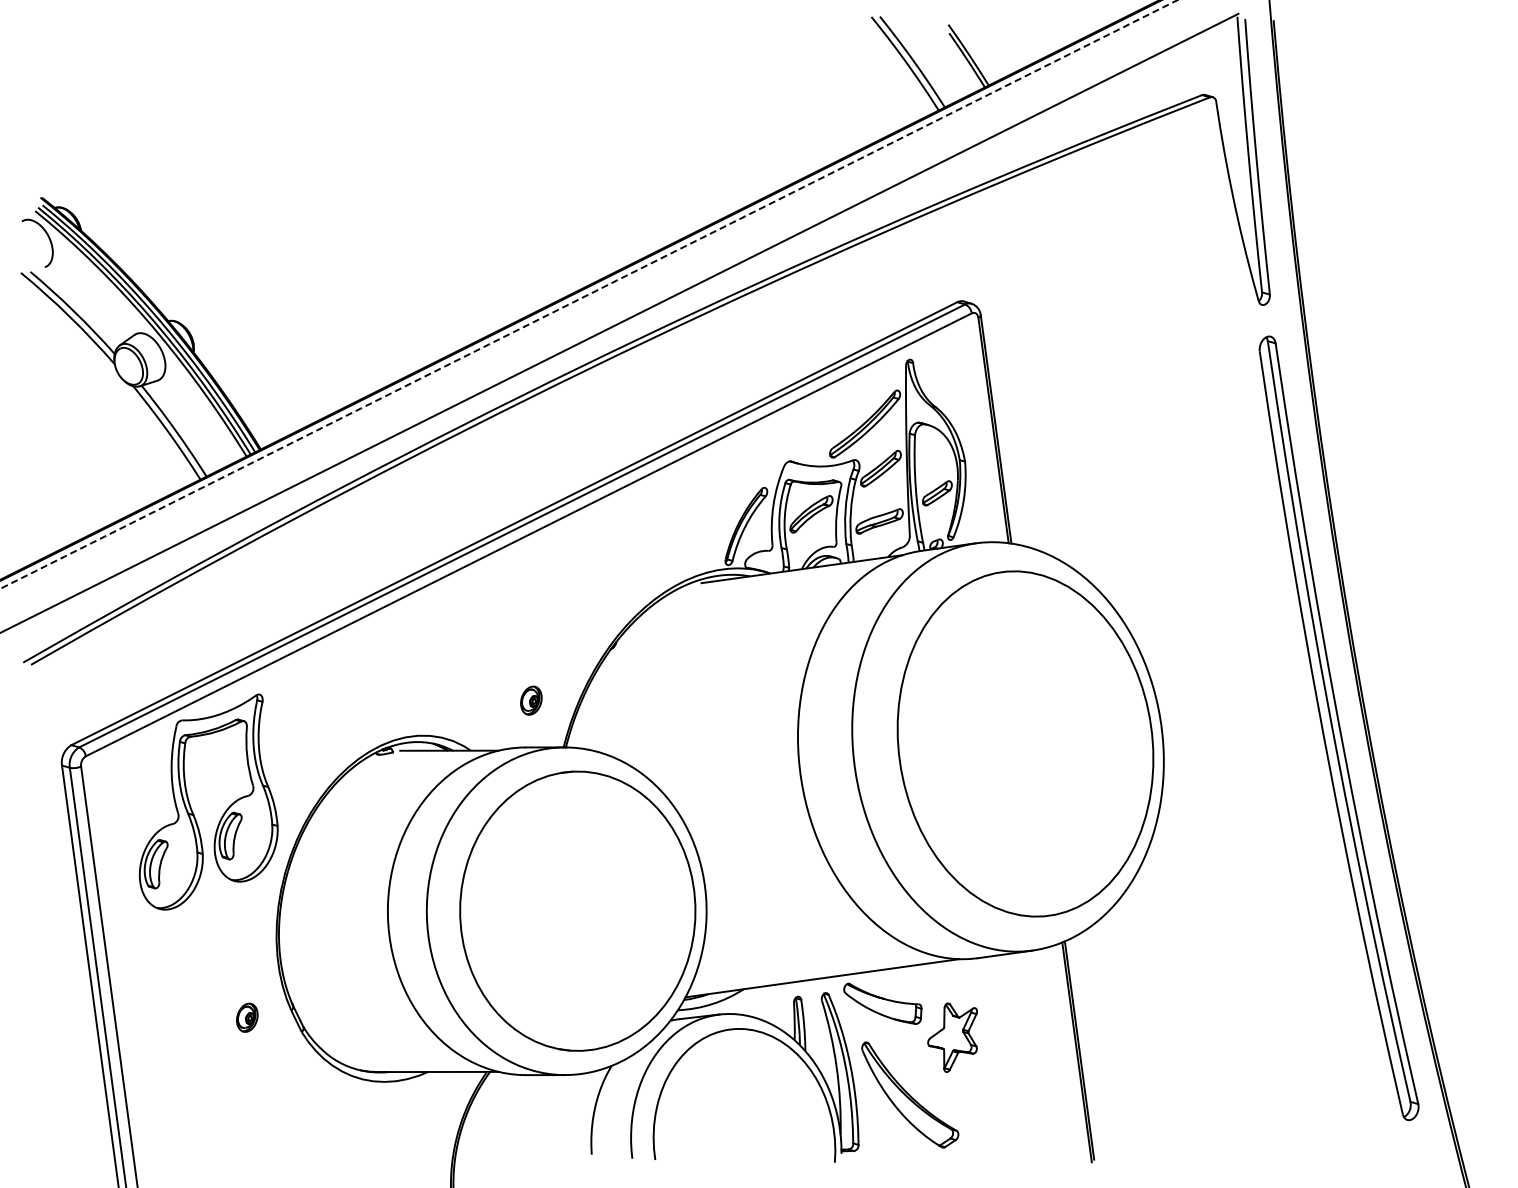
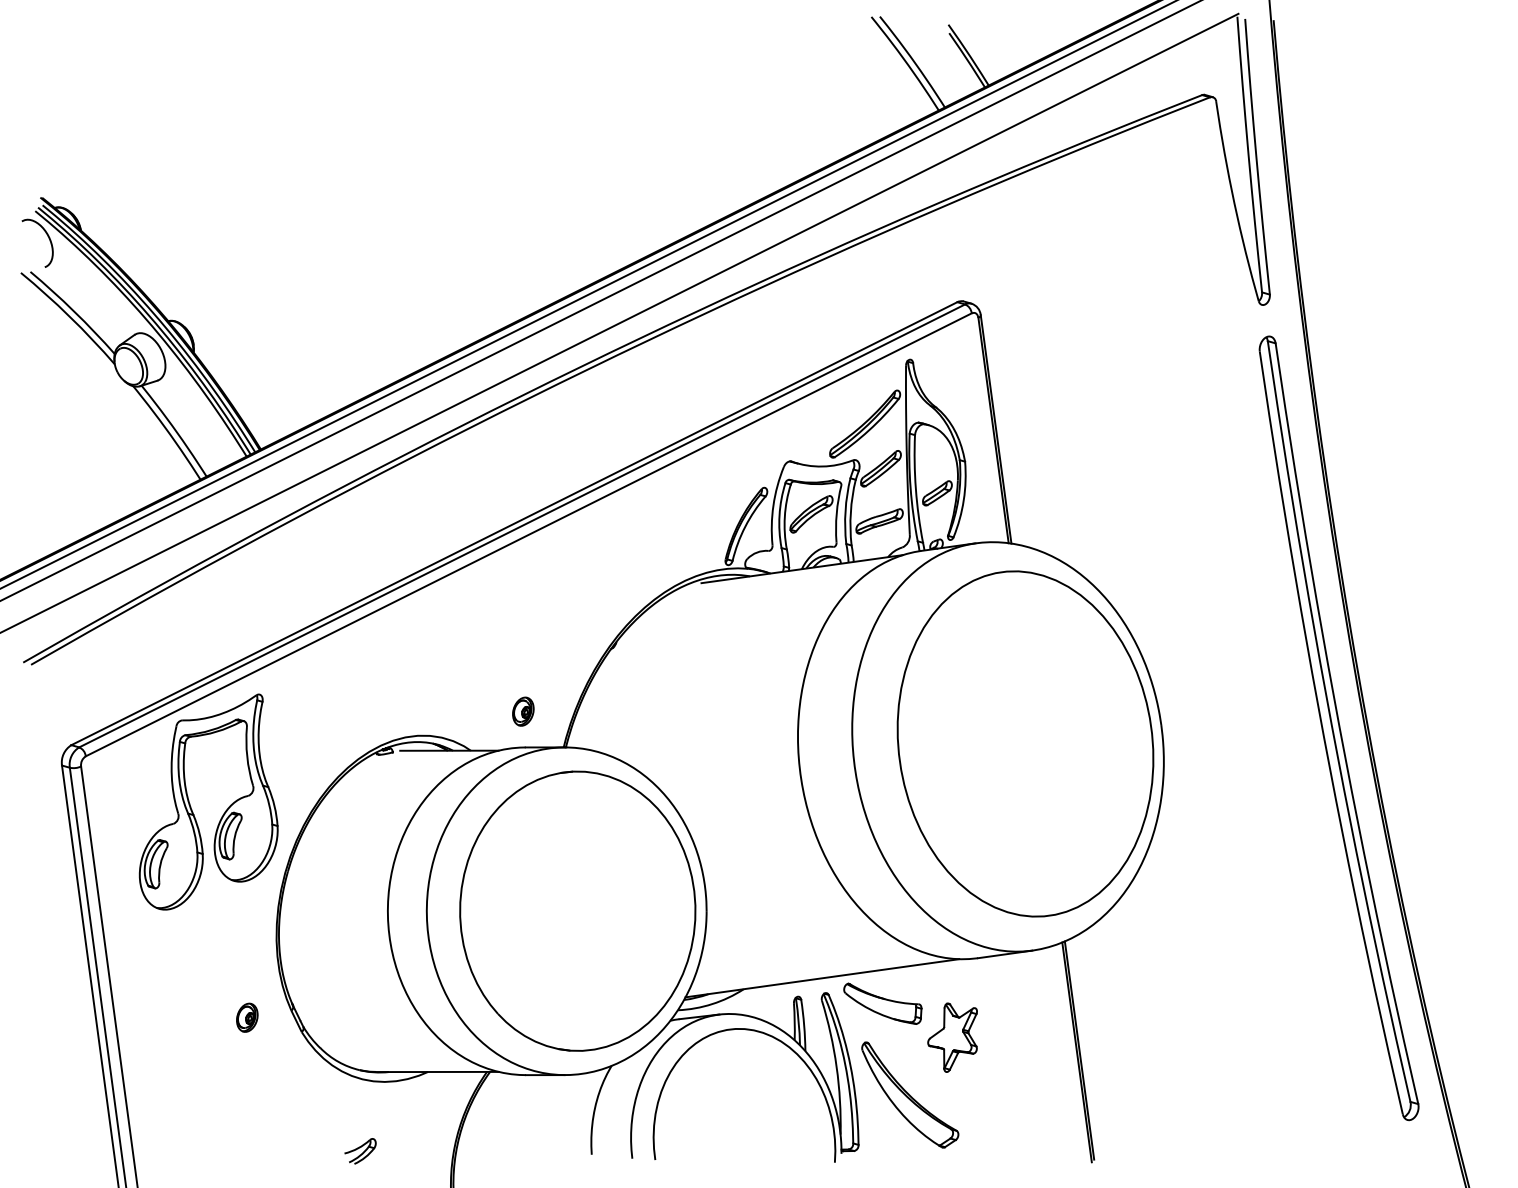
line: dashed -> solid (588, 294)
line: none -> present (600, 300)
part position: (531, 700) -> (523, 711) (523, 711)
part: none -> present (360, 1151)
